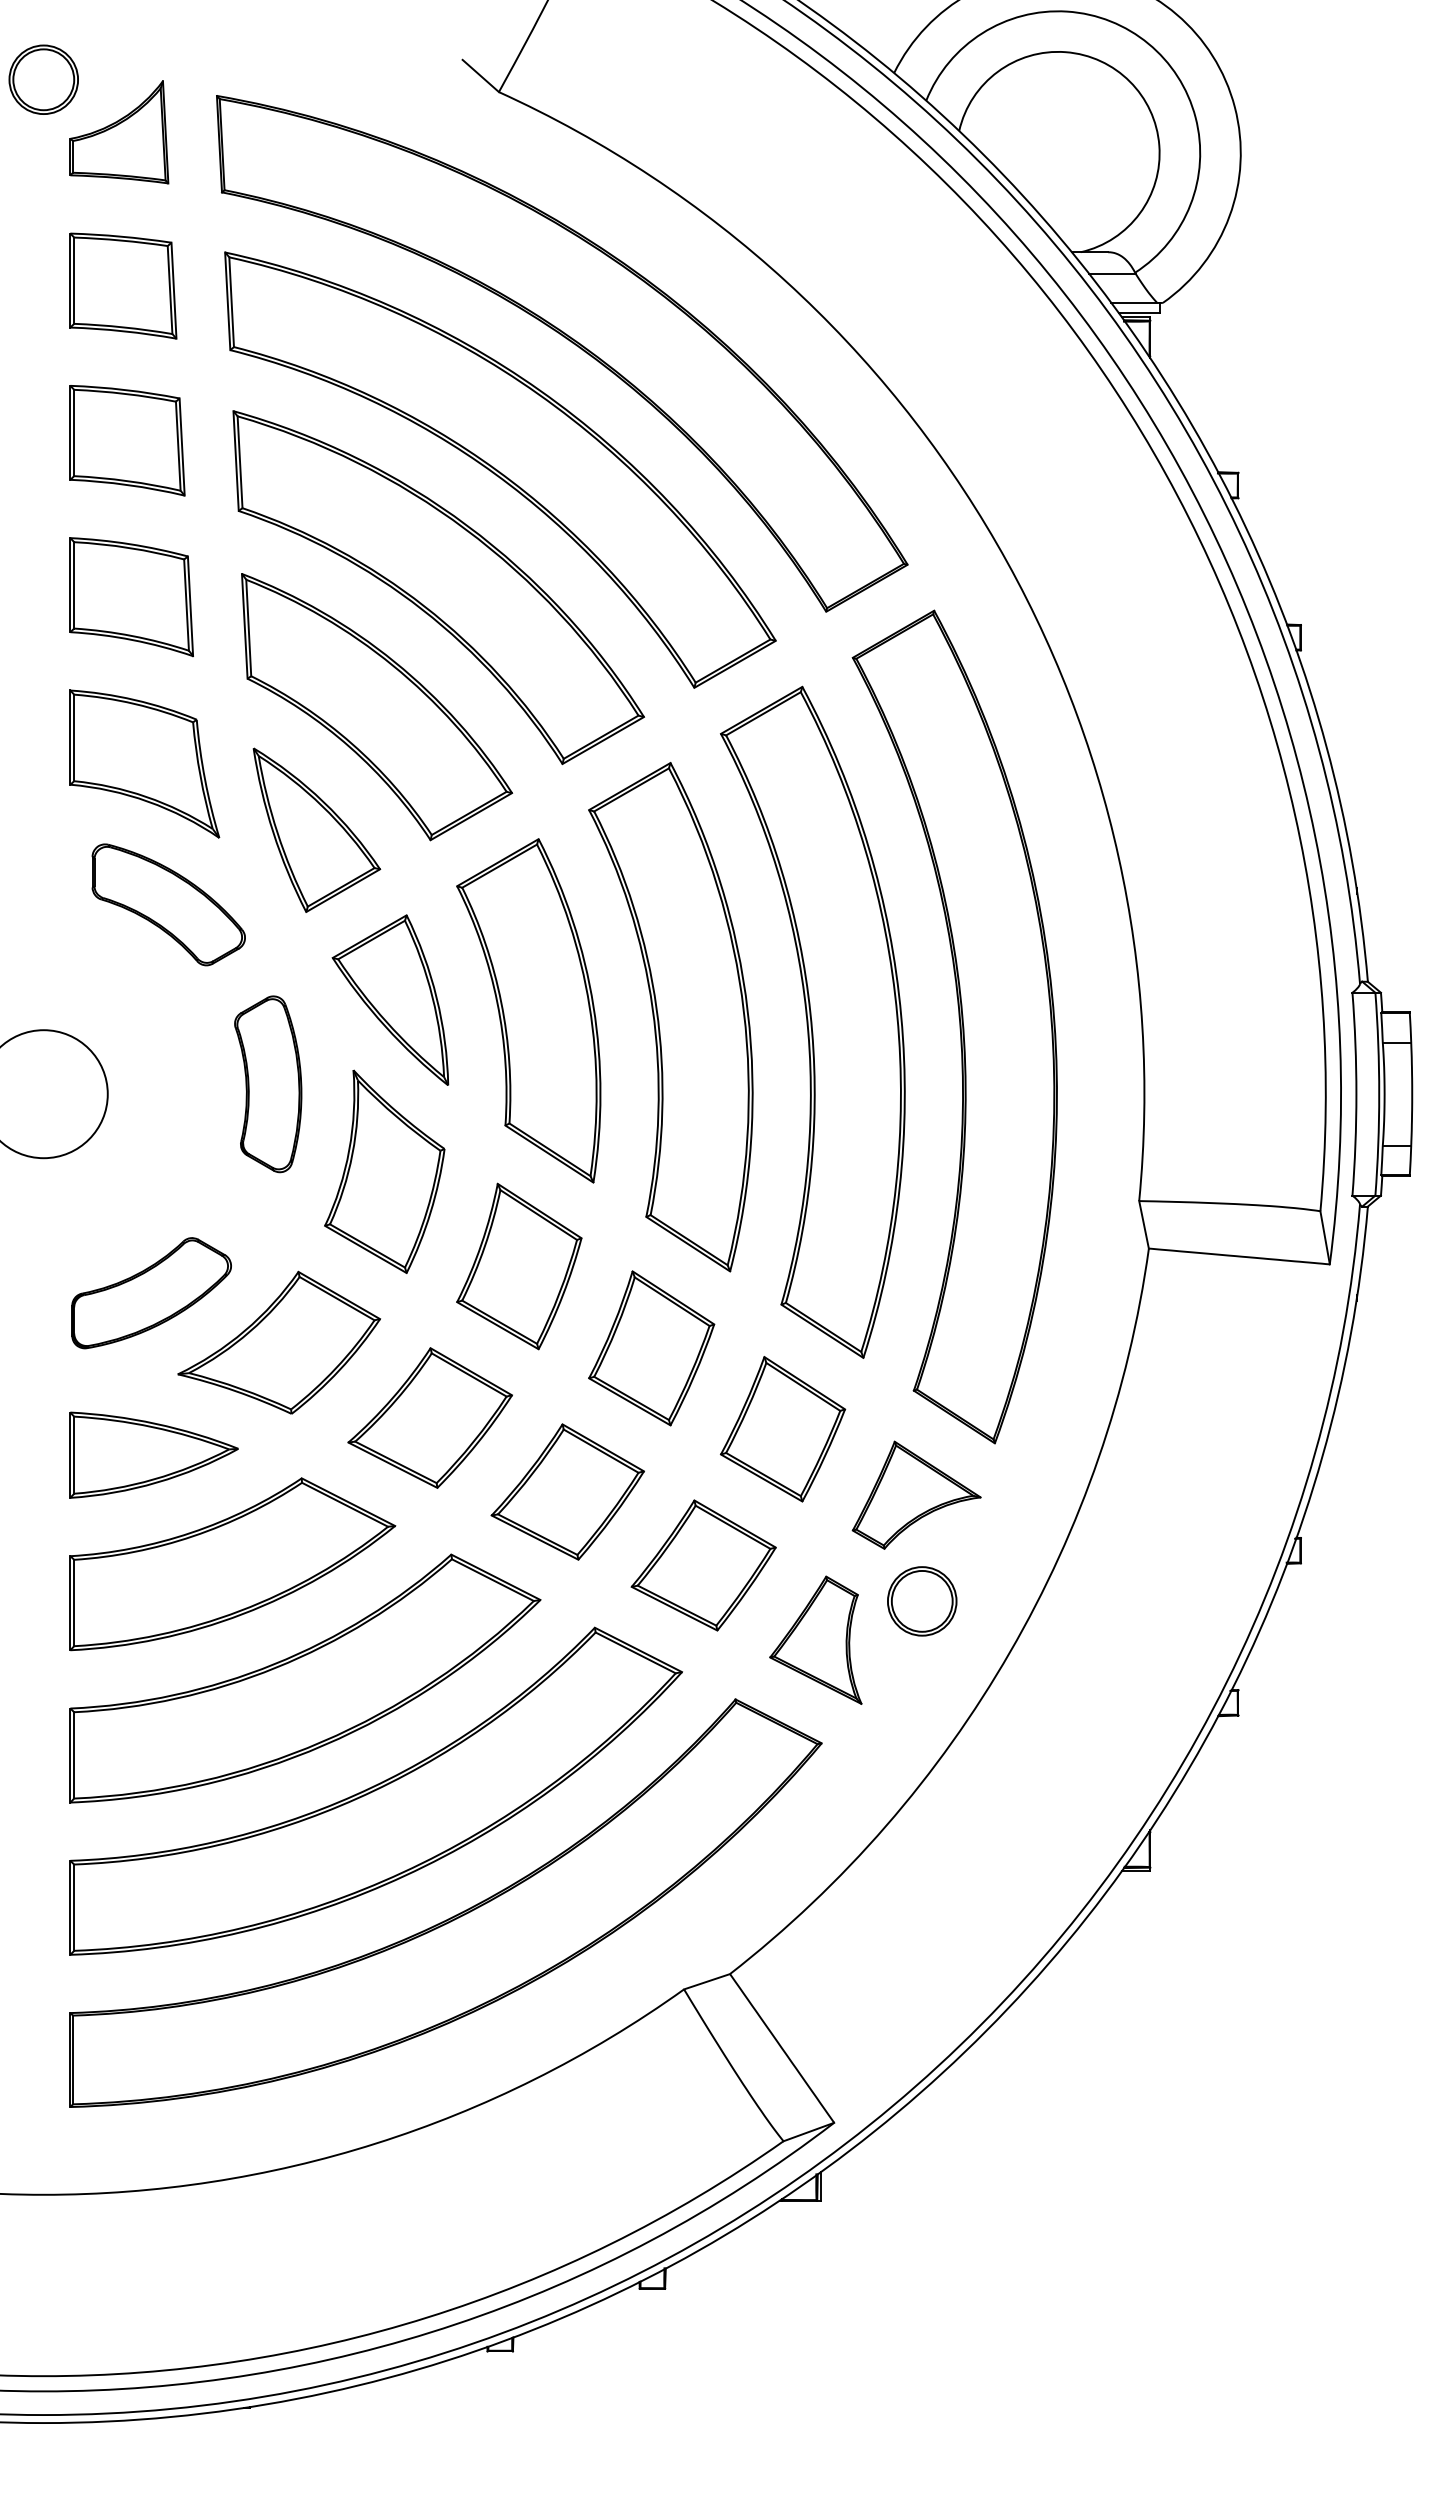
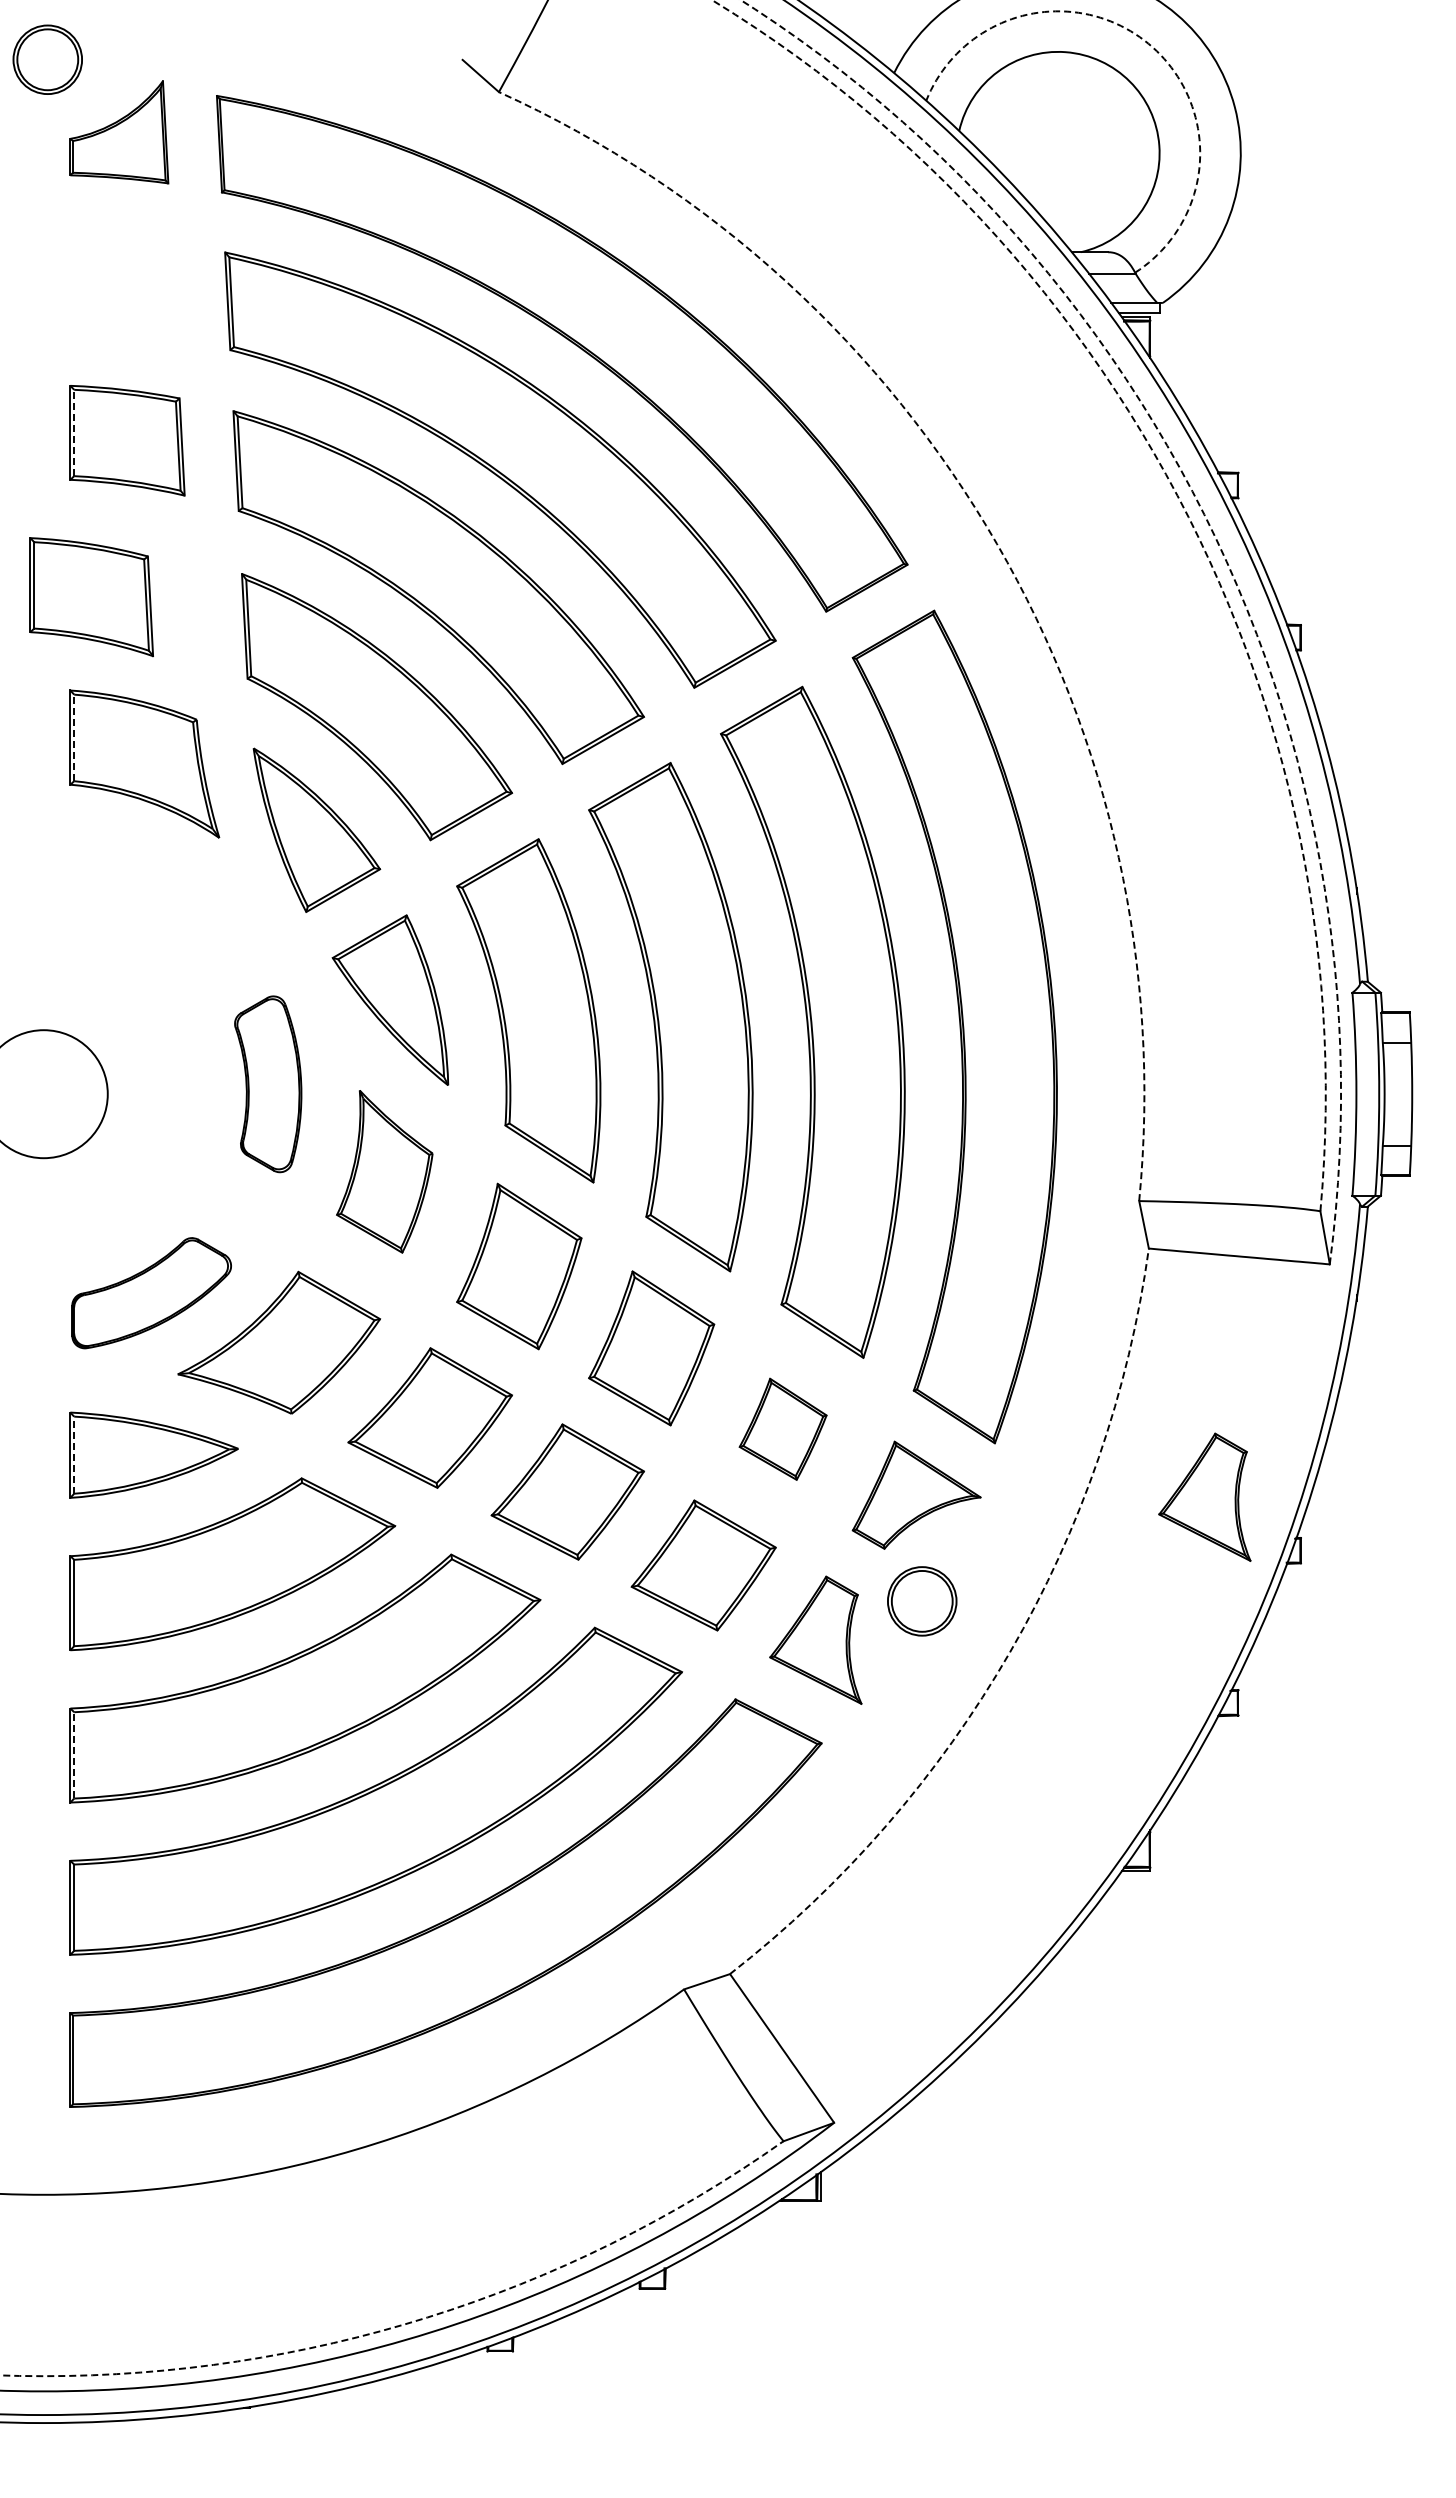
arc: solid -> dashed (1148, 43)
part position: (43, 79) -> (47, 59) (47, 59)
part: present -> none (123, 285)
line: solid -> dashed (74, 432)
arc: solid -> dashed (1189, 518)
arc: solid -> dashed (996, 543)
arc: solid -> dashed (1218, 544)
part position: (131, 597) -> (91, 597) (91, 597)
line: solid -> dashed (74, 737)
part: present -> none (168, 904)
part size: 122x205 px -> 98x164 px (384, 1171)
part size: 127x147 px -> 90x104 px (782, 1428)
line: solid -> dashed (74, 1455)
part: none -> present (1204, 1496)
arc: solid -> dashed (1010, 1652)
line: solid -> dashed (74, 1754)
arc: solid -> dashed (408, 2323)
